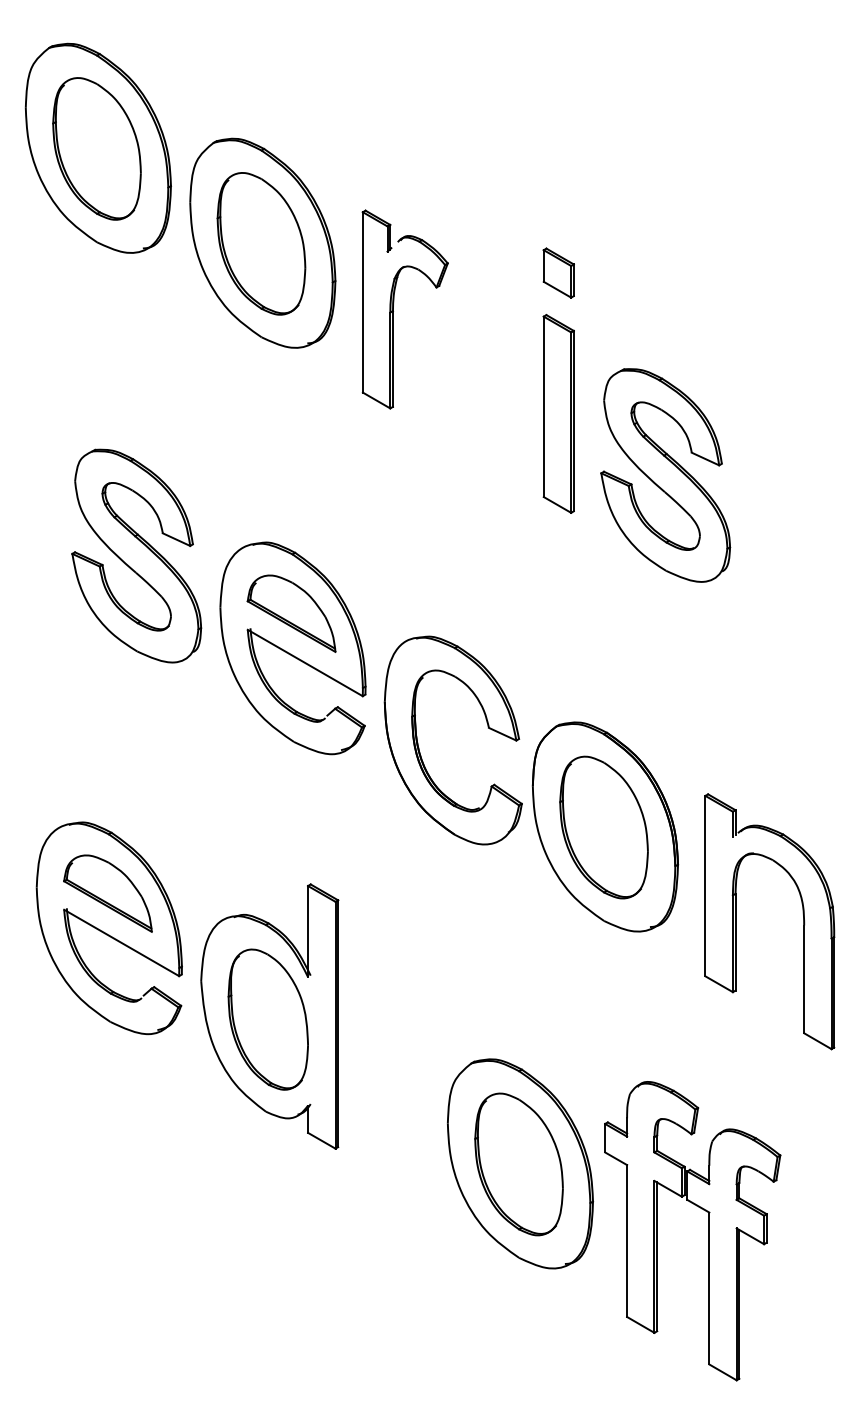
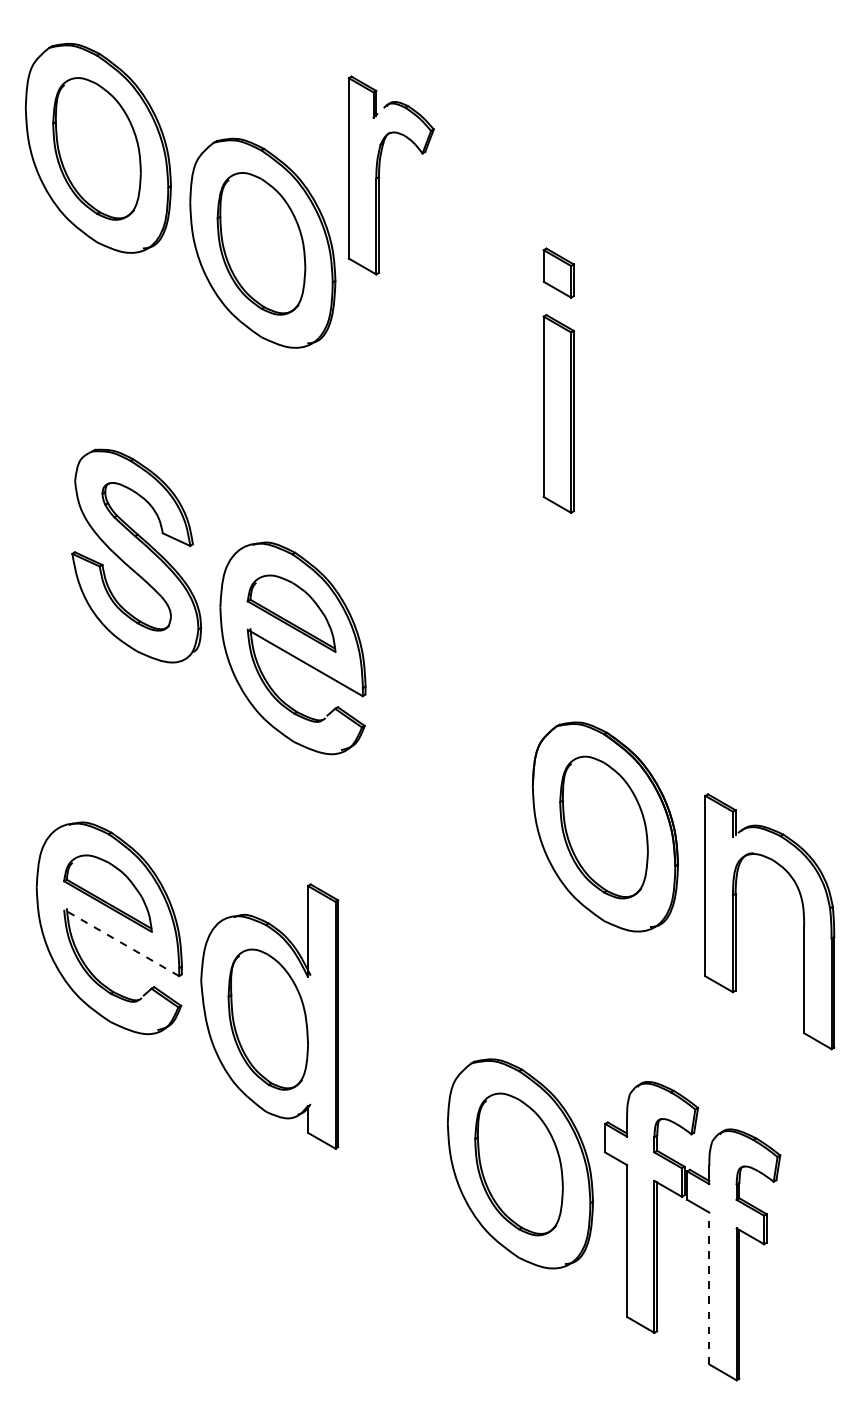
part position: (393, 309) -> (379, 175) (379, 175)
part: present -> none (665, 475)
part: present -> none (419, 747)
line: solid -> dashed (121, 942)
line: solid -> dashed (709, 1288)
